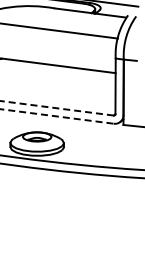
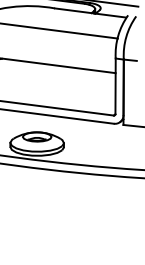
line: dashed -> solid (56, 108)
line: dashed -> solid (57, 116)
